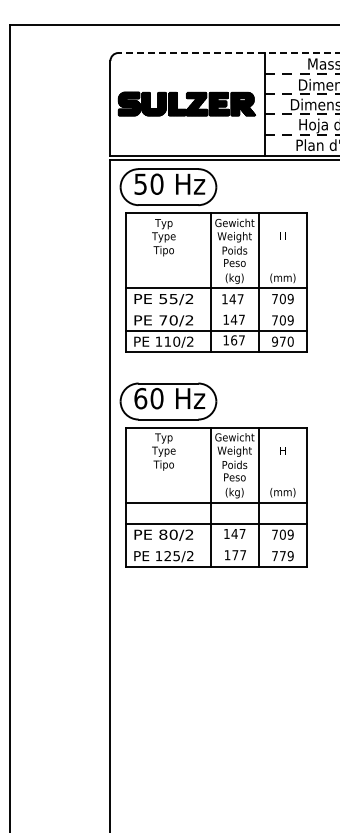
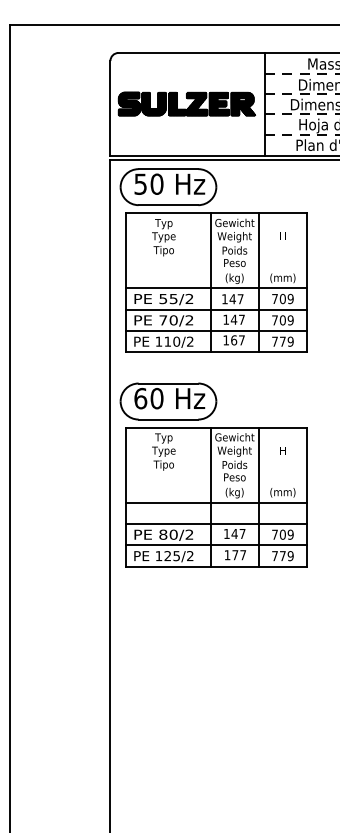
line: dashed -> solid (228, 53)
line: none -> present (216, 309)
text: 970 -> 779 (282, 341)
line: none -> present (216, 545)
